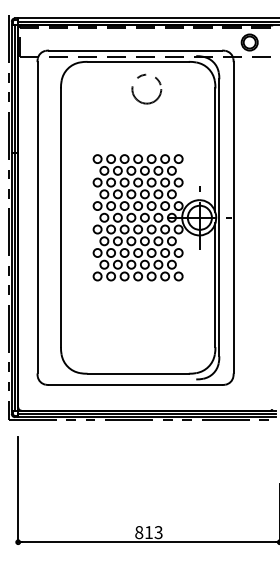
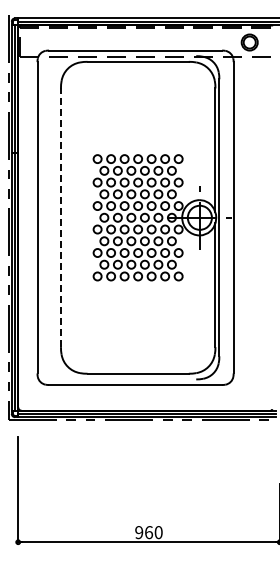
circle: present -> none (146, 88)
line: solid -> dashed (60, 217)
text: 813 -> 960 (148, 532)
